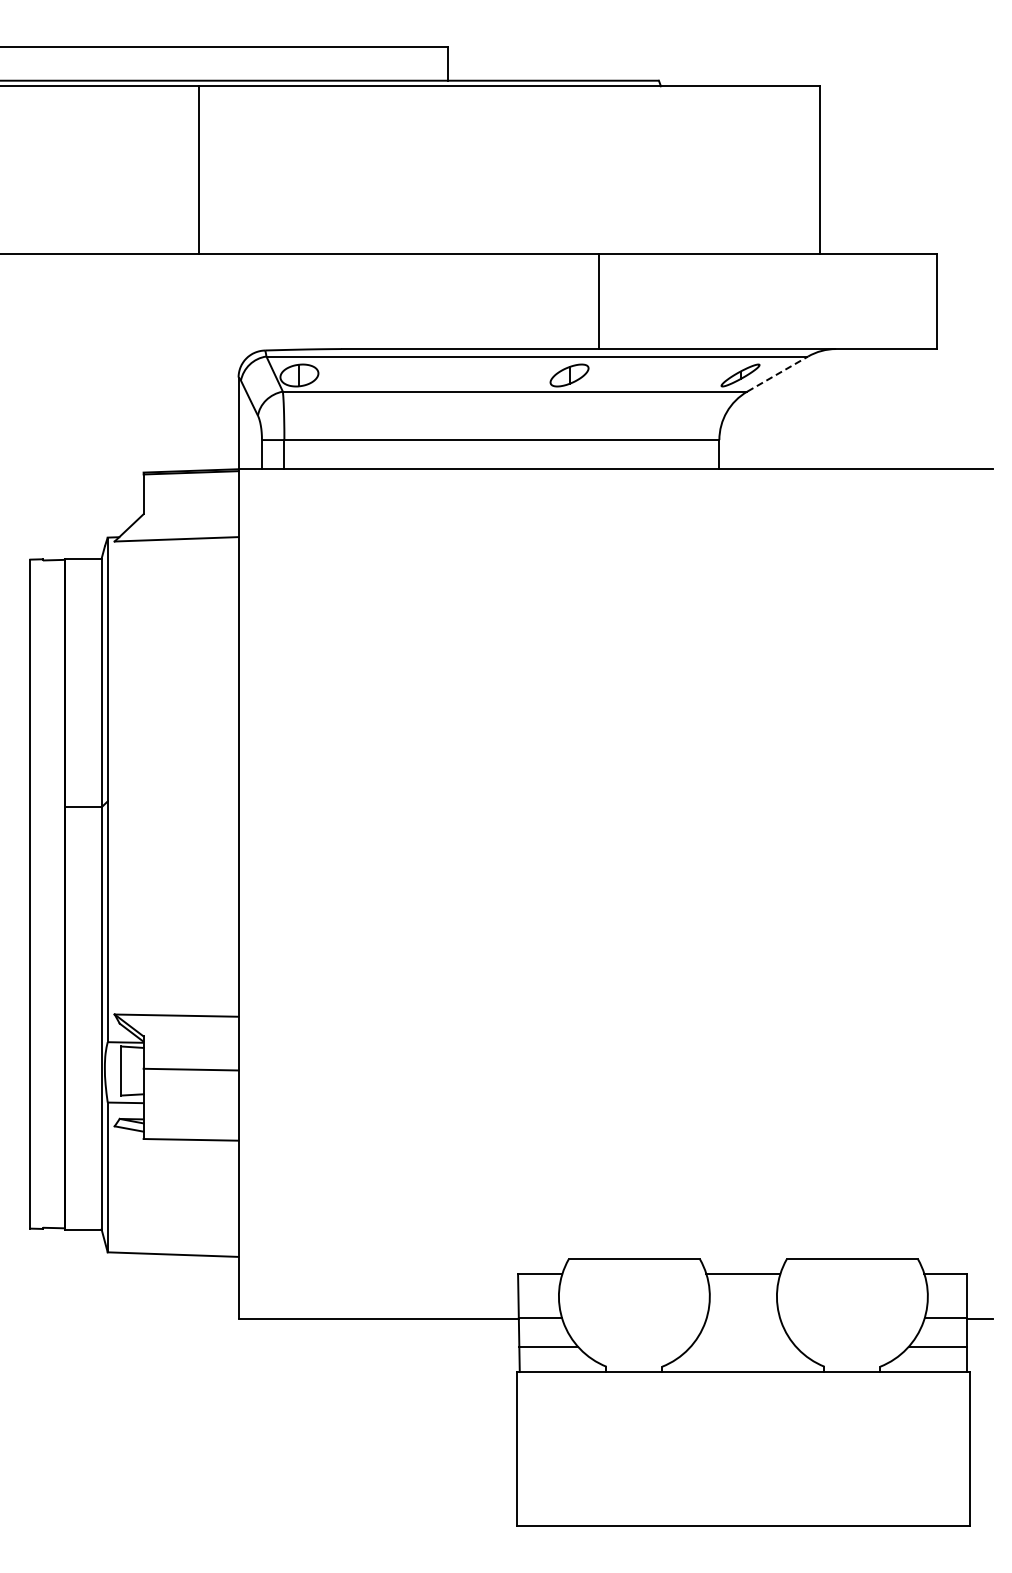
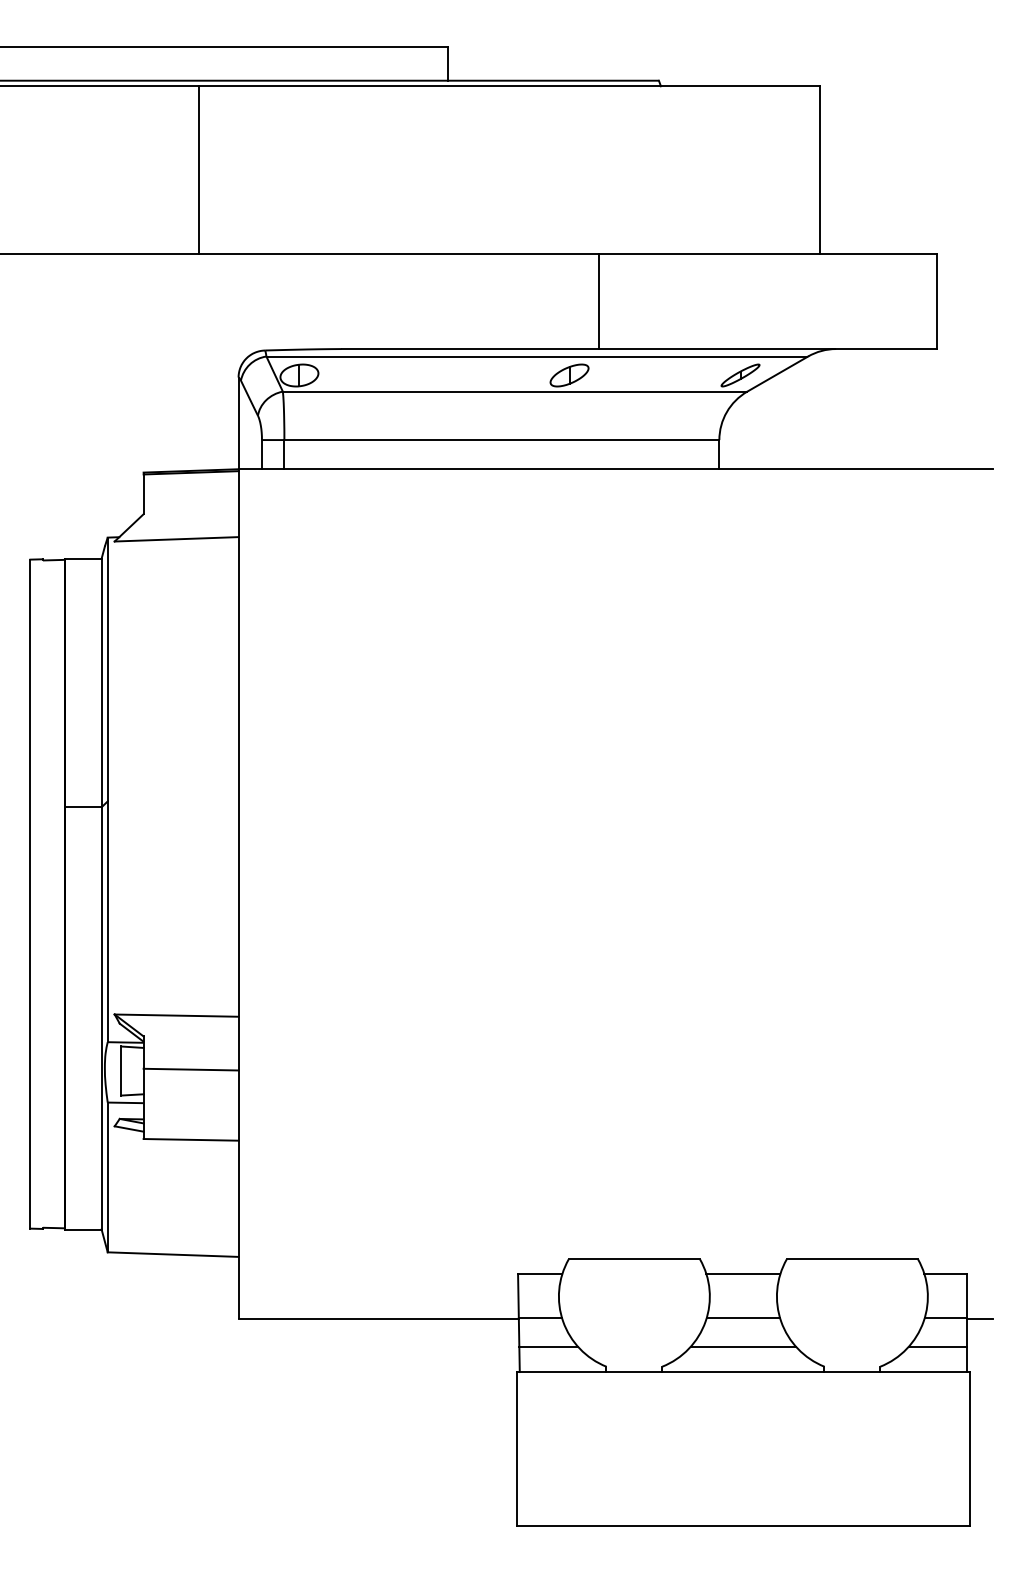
line: dashed -> solid (778, 373)
line: none -> present (743, 1318)
line: none -> present (743, 1346)
